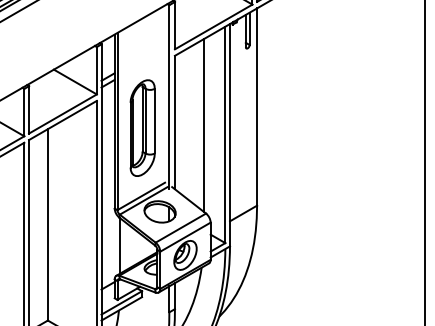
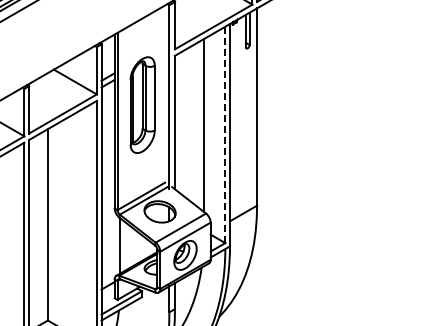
part position: (142, 127) -> (142, 104) (142, 104)
line: solid -> dashed (225, 135)
line: present -> none (424, 162)
